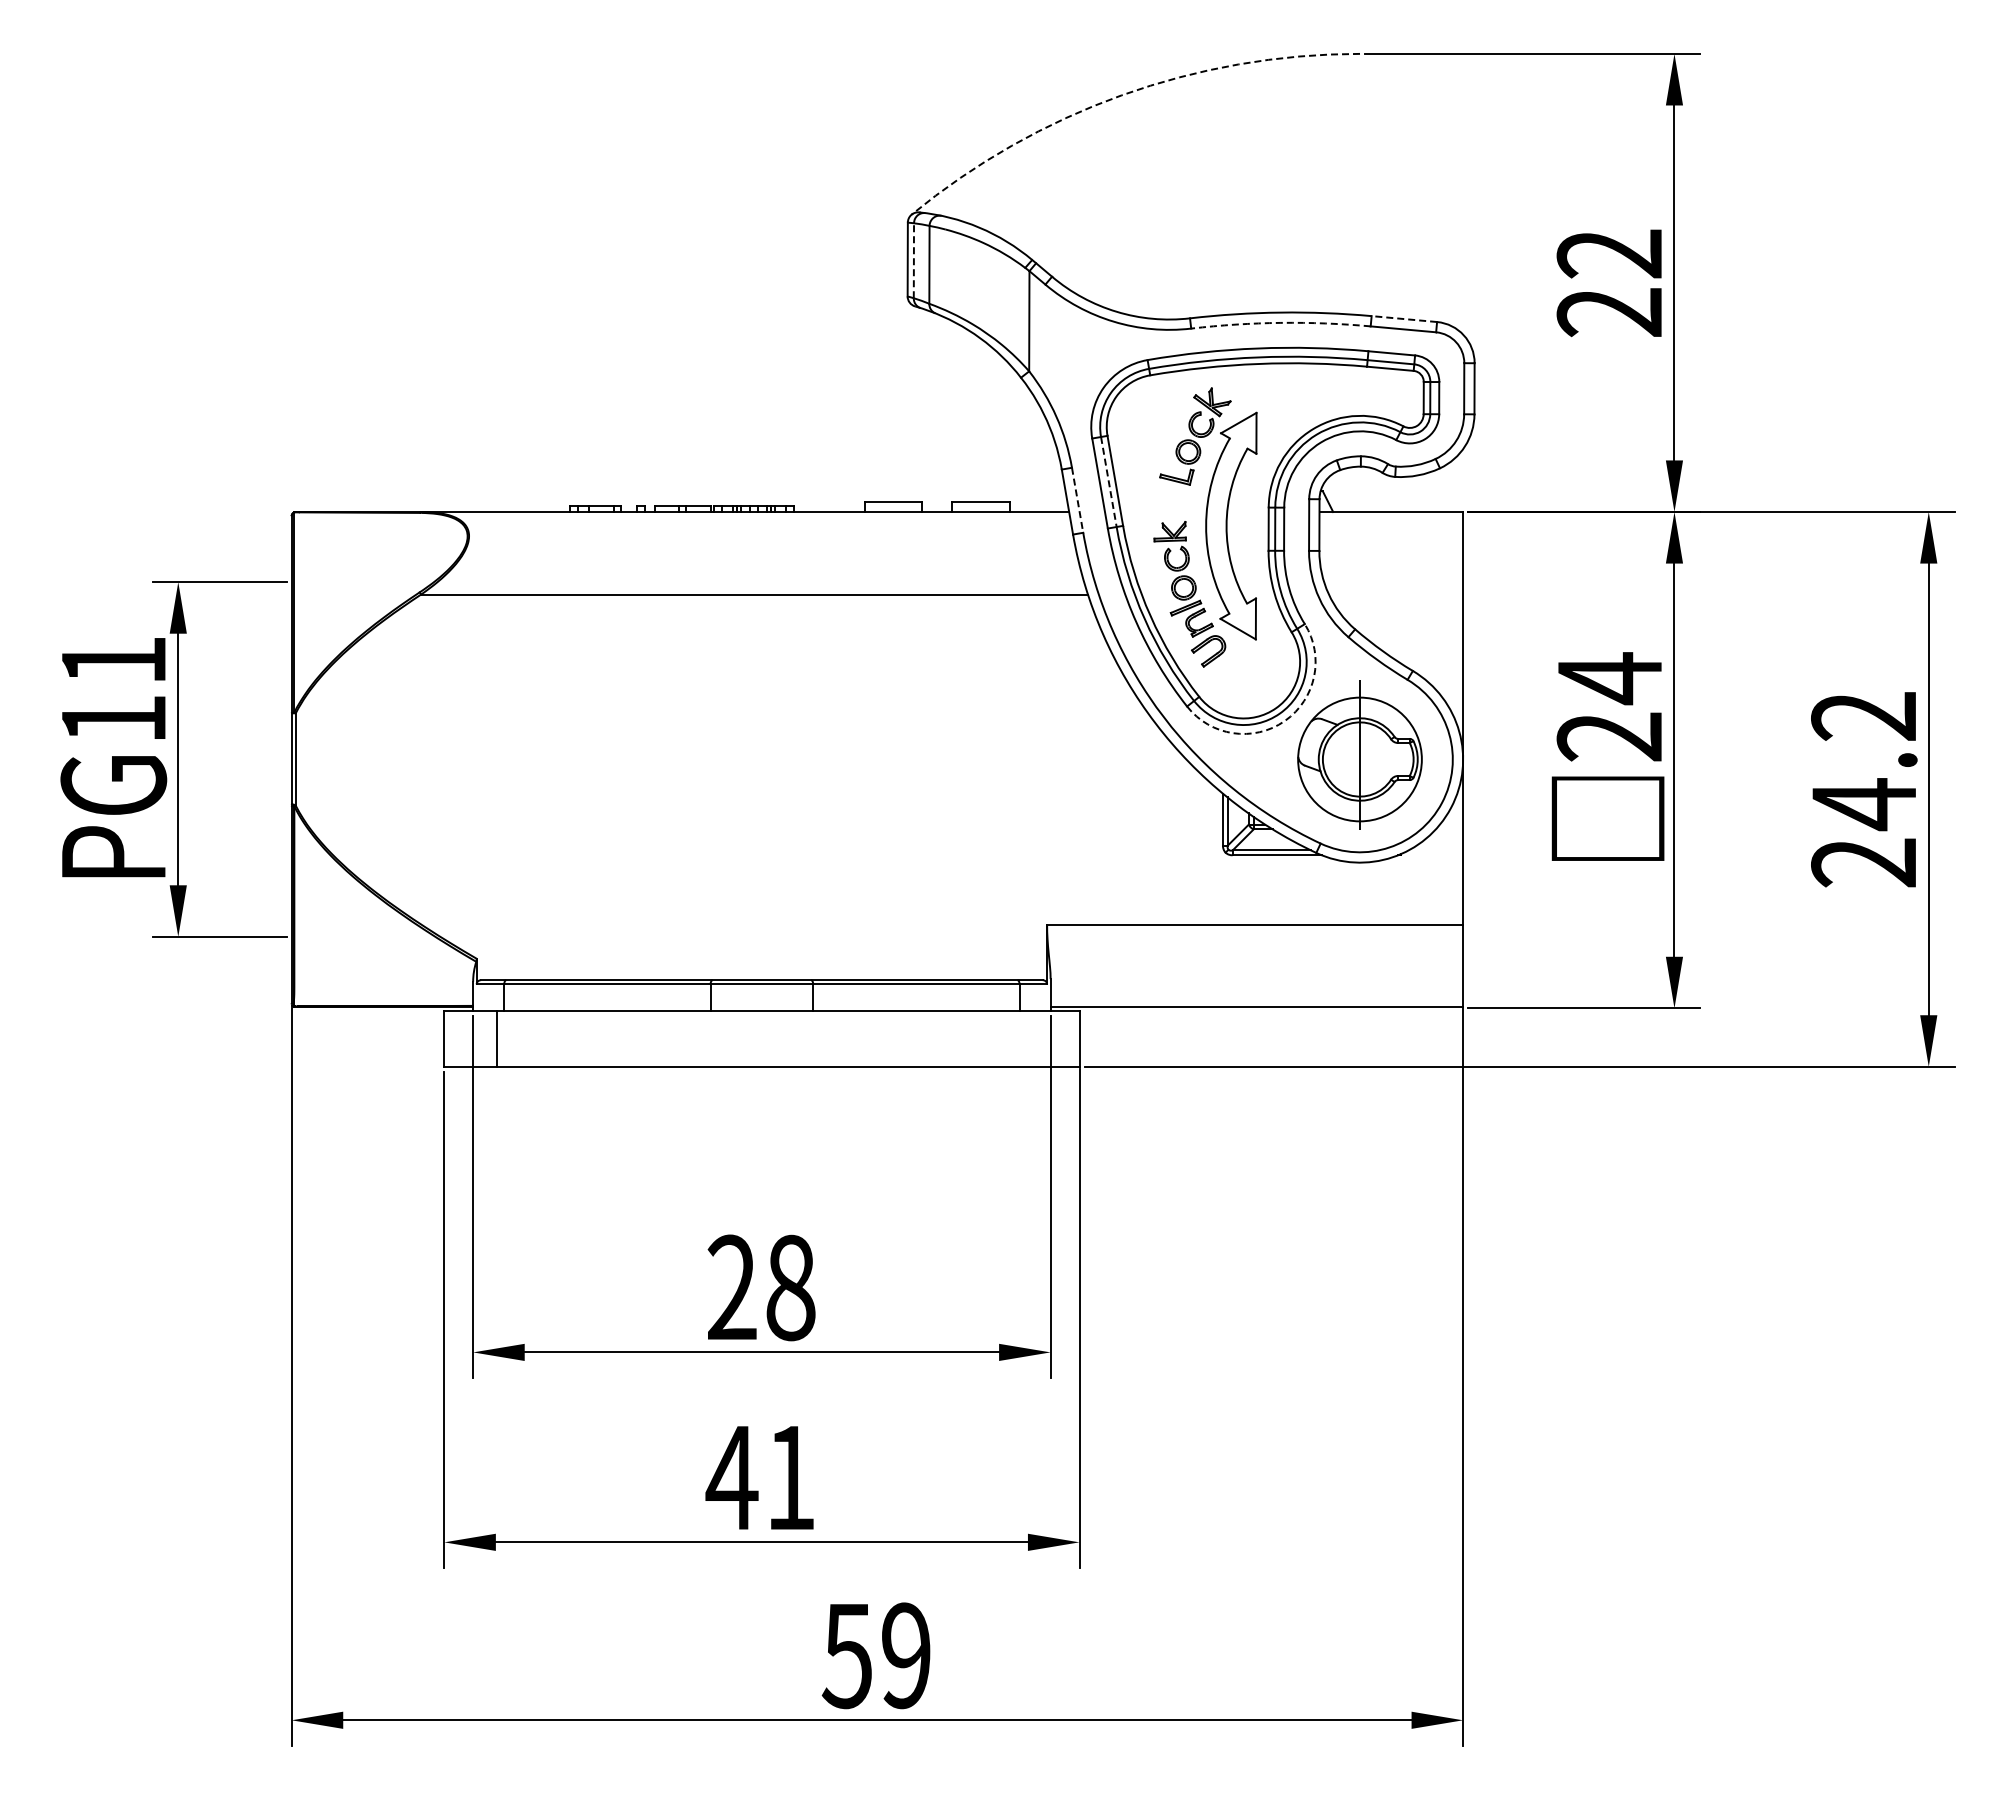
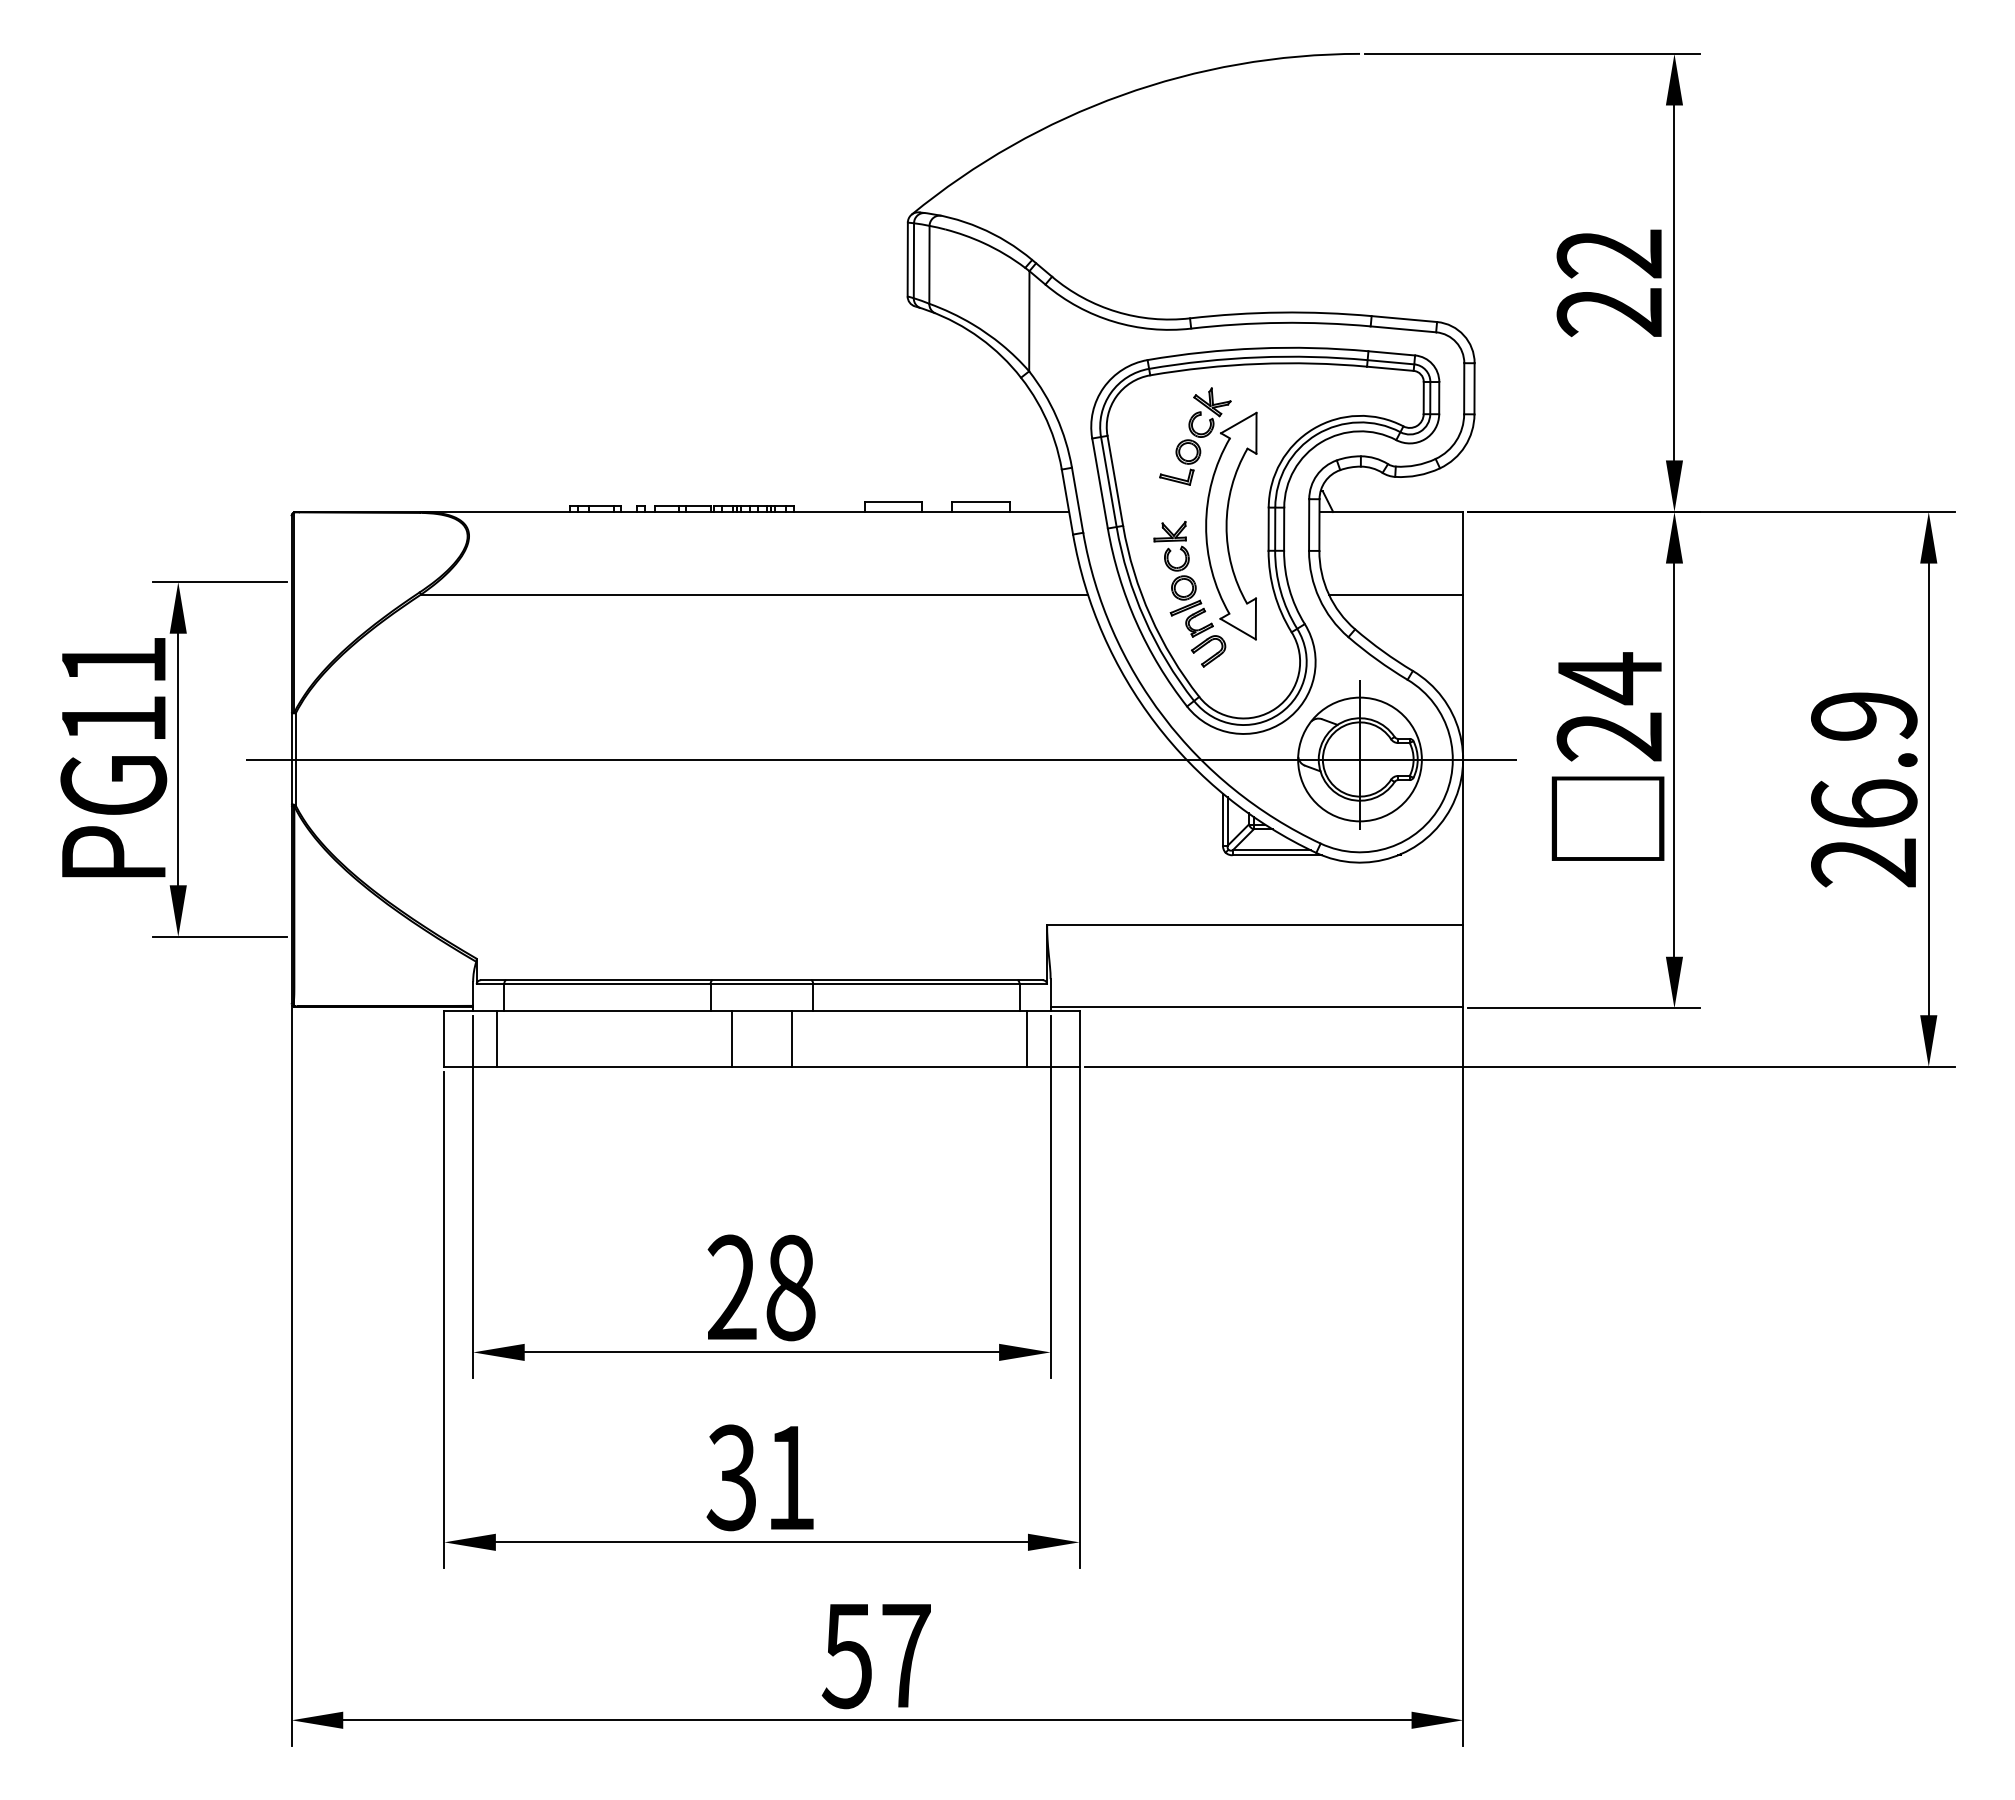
arc: dashed -> solid (1121, 95)
line: dashed -> solid (913, 260)
line: dashed -> solid (1404, 319)
arc: dashed -> solid (1280, 322)
line: dashed -> solid (1108, 482)
line: dashed -> solid (1077, 500)
line: none -> present (1395, 594)
arc: dashed -> solid (1284, 720)
line: none -> present (881, 759)
text: 24.2 -> 26.9 (1864, 761)
line: none -> present (732, 1038)
line: none -> present (791, 1038)
line: none -> present (1027, 1038)
text: 41 -> 31 (731, 1477)
text: 59 -> 57 (906, 1655)
